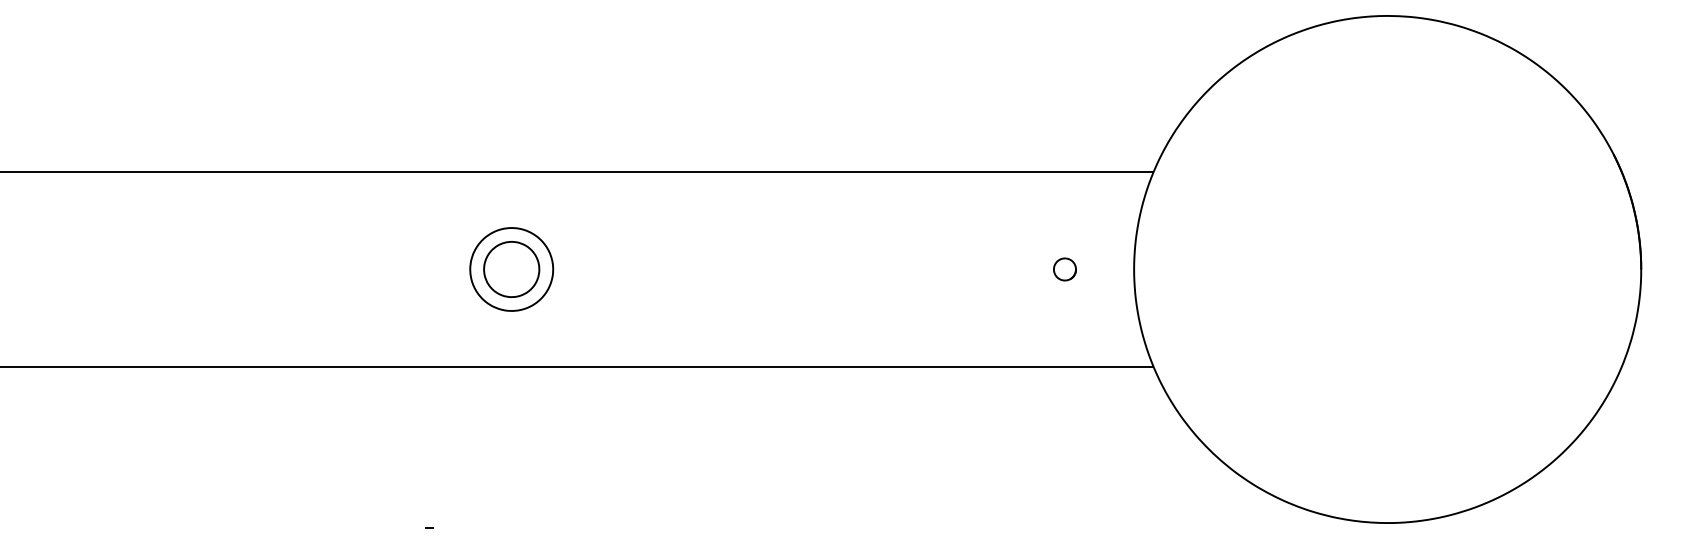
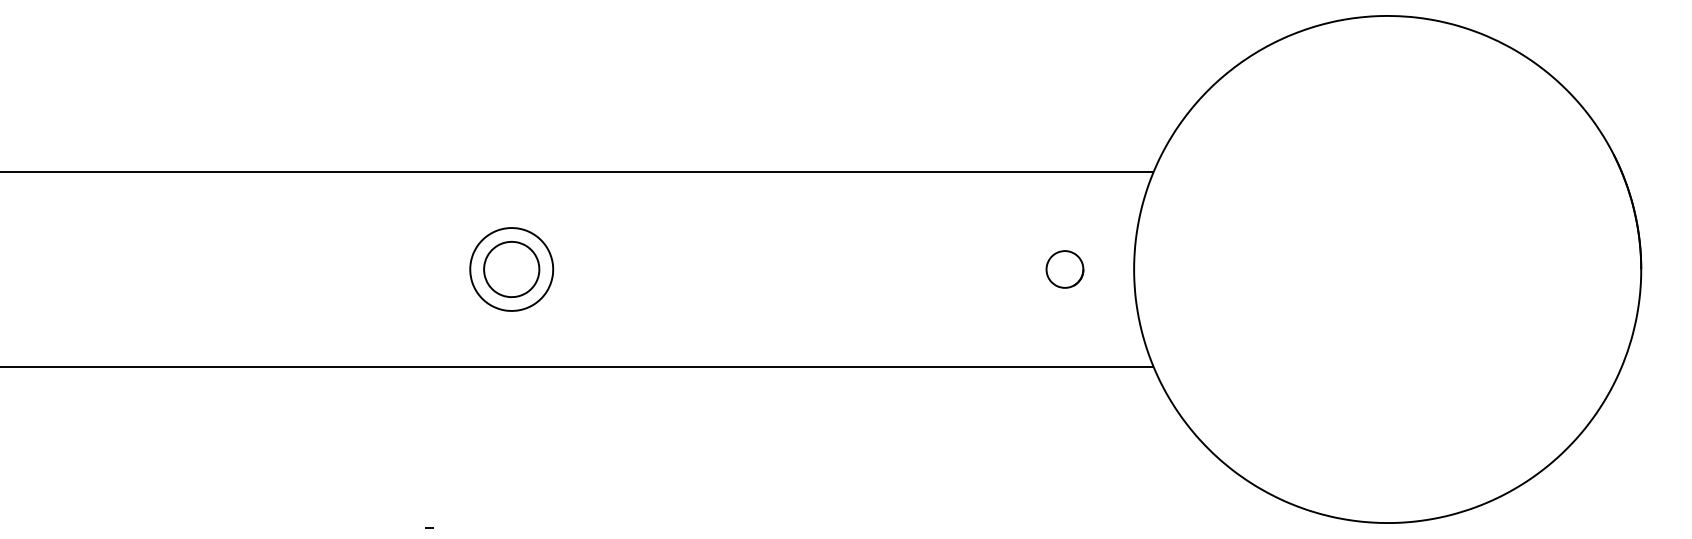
part size: 24x25 px -> 40x39 px (1064, 269)
